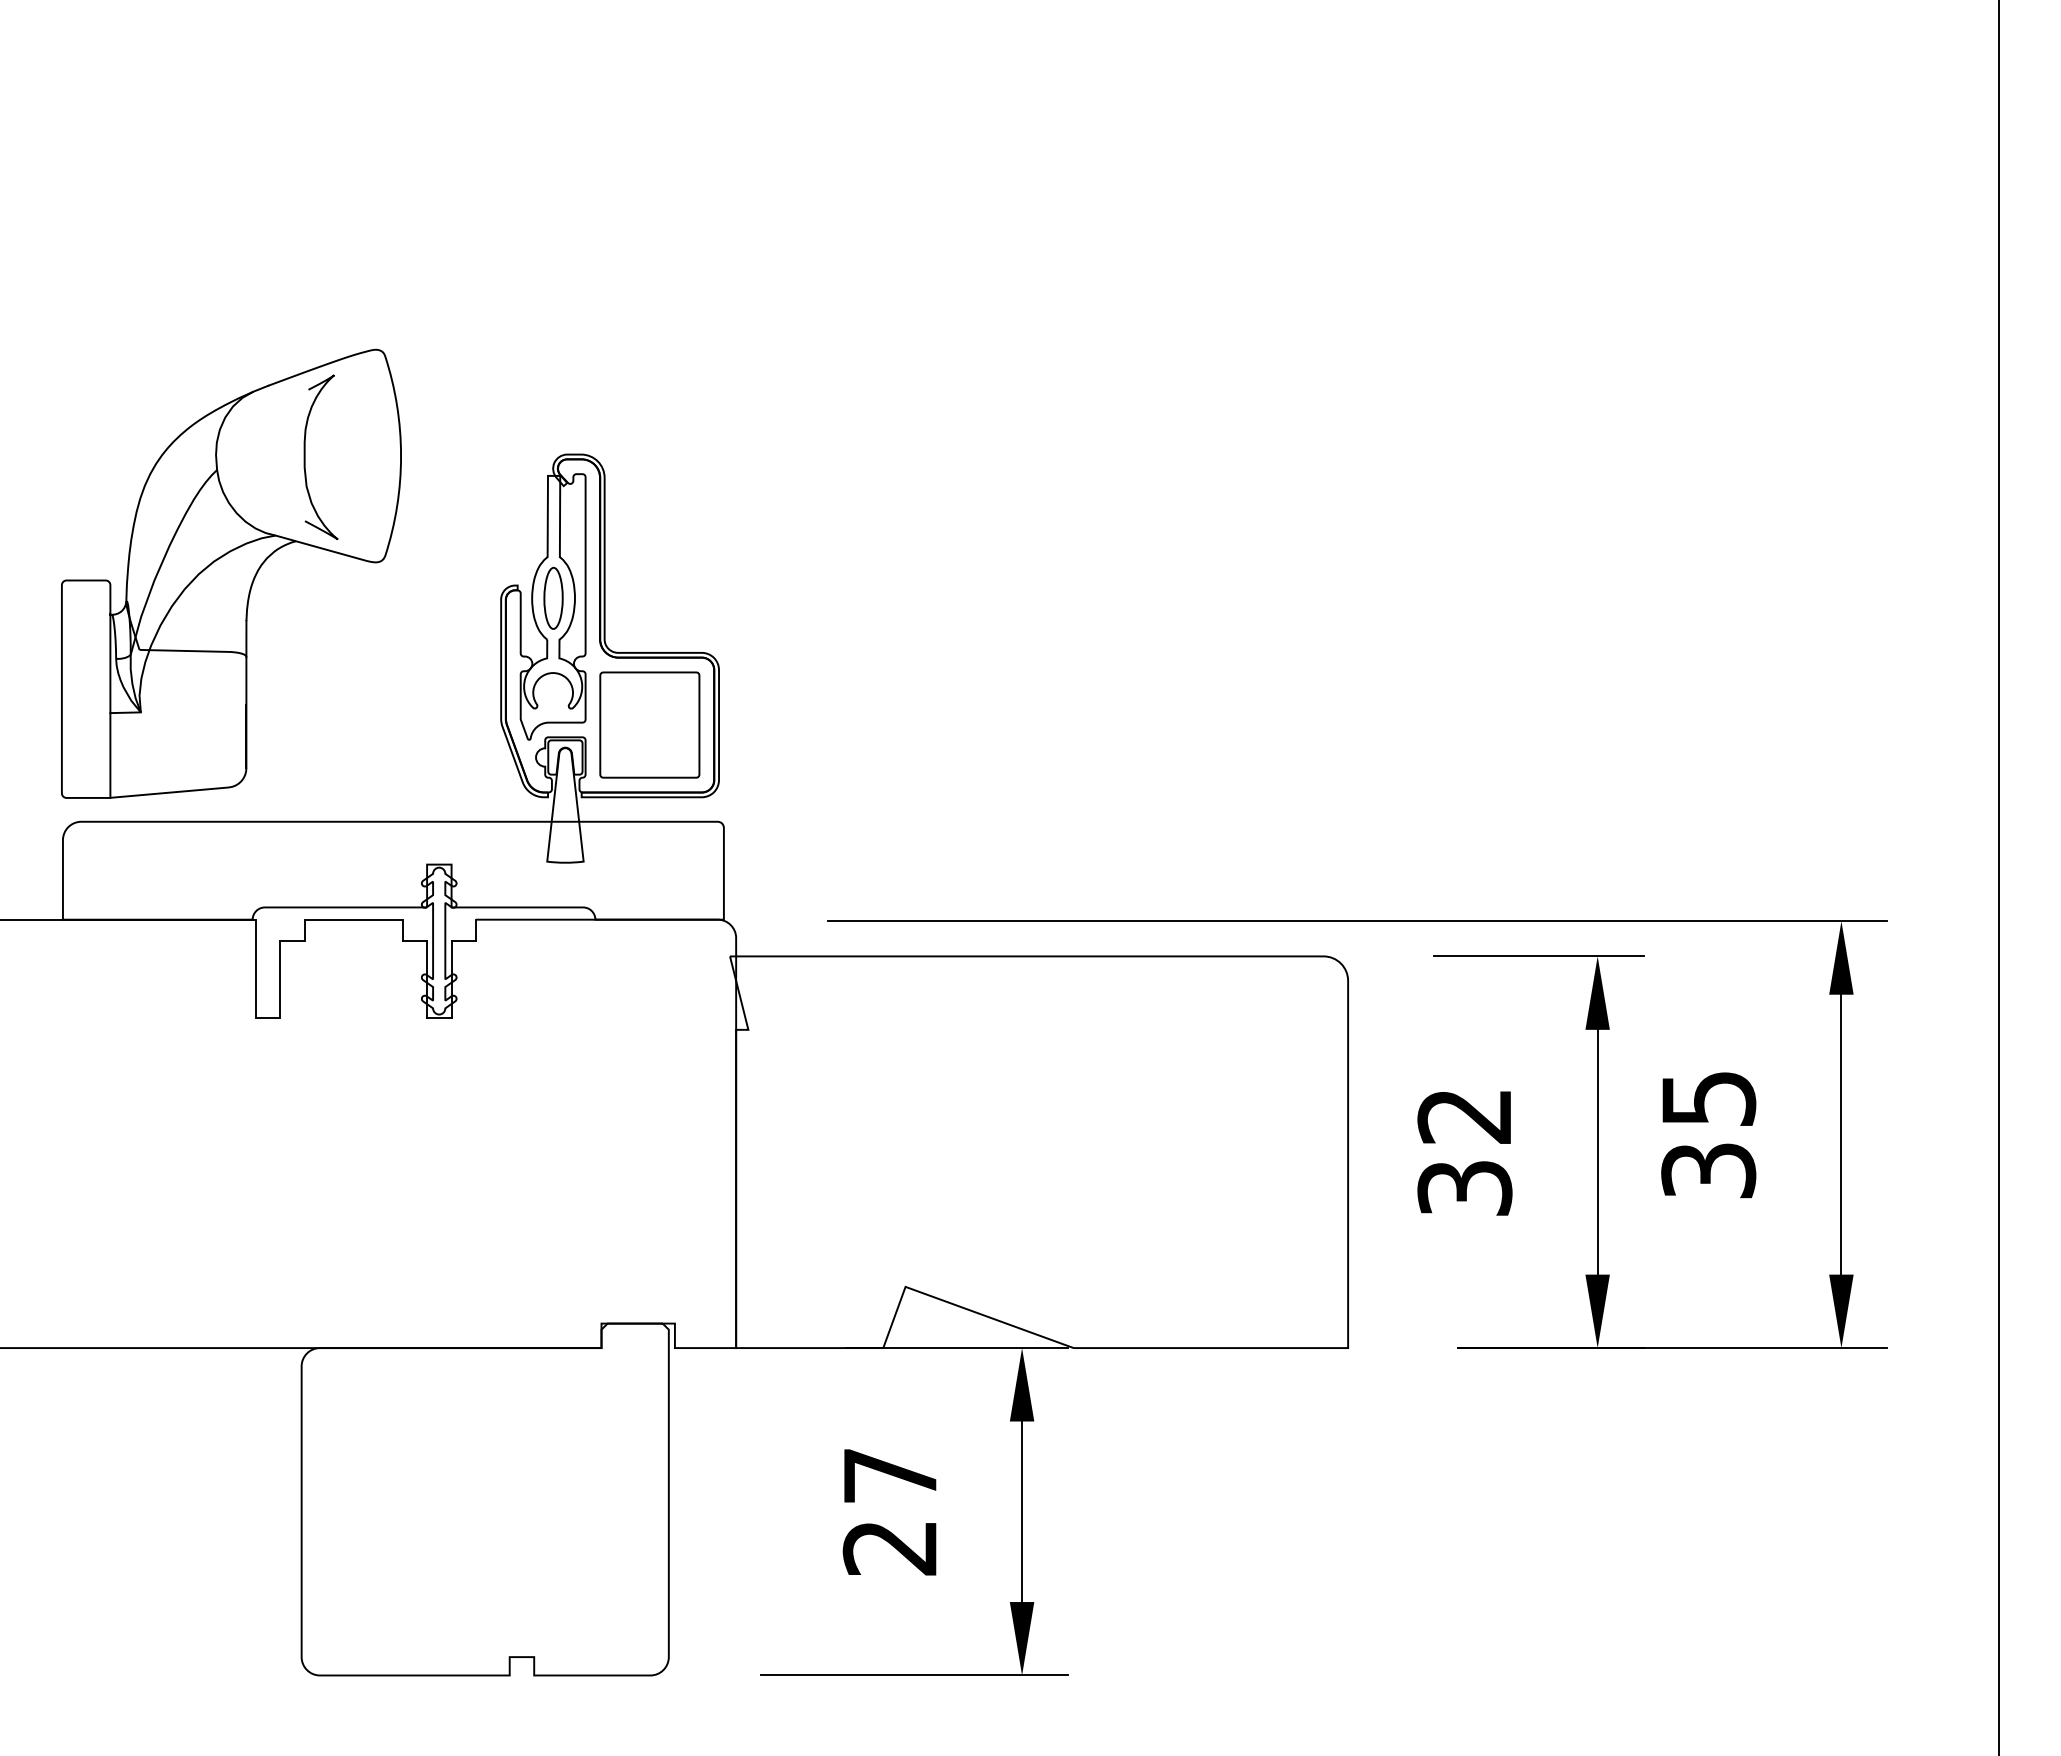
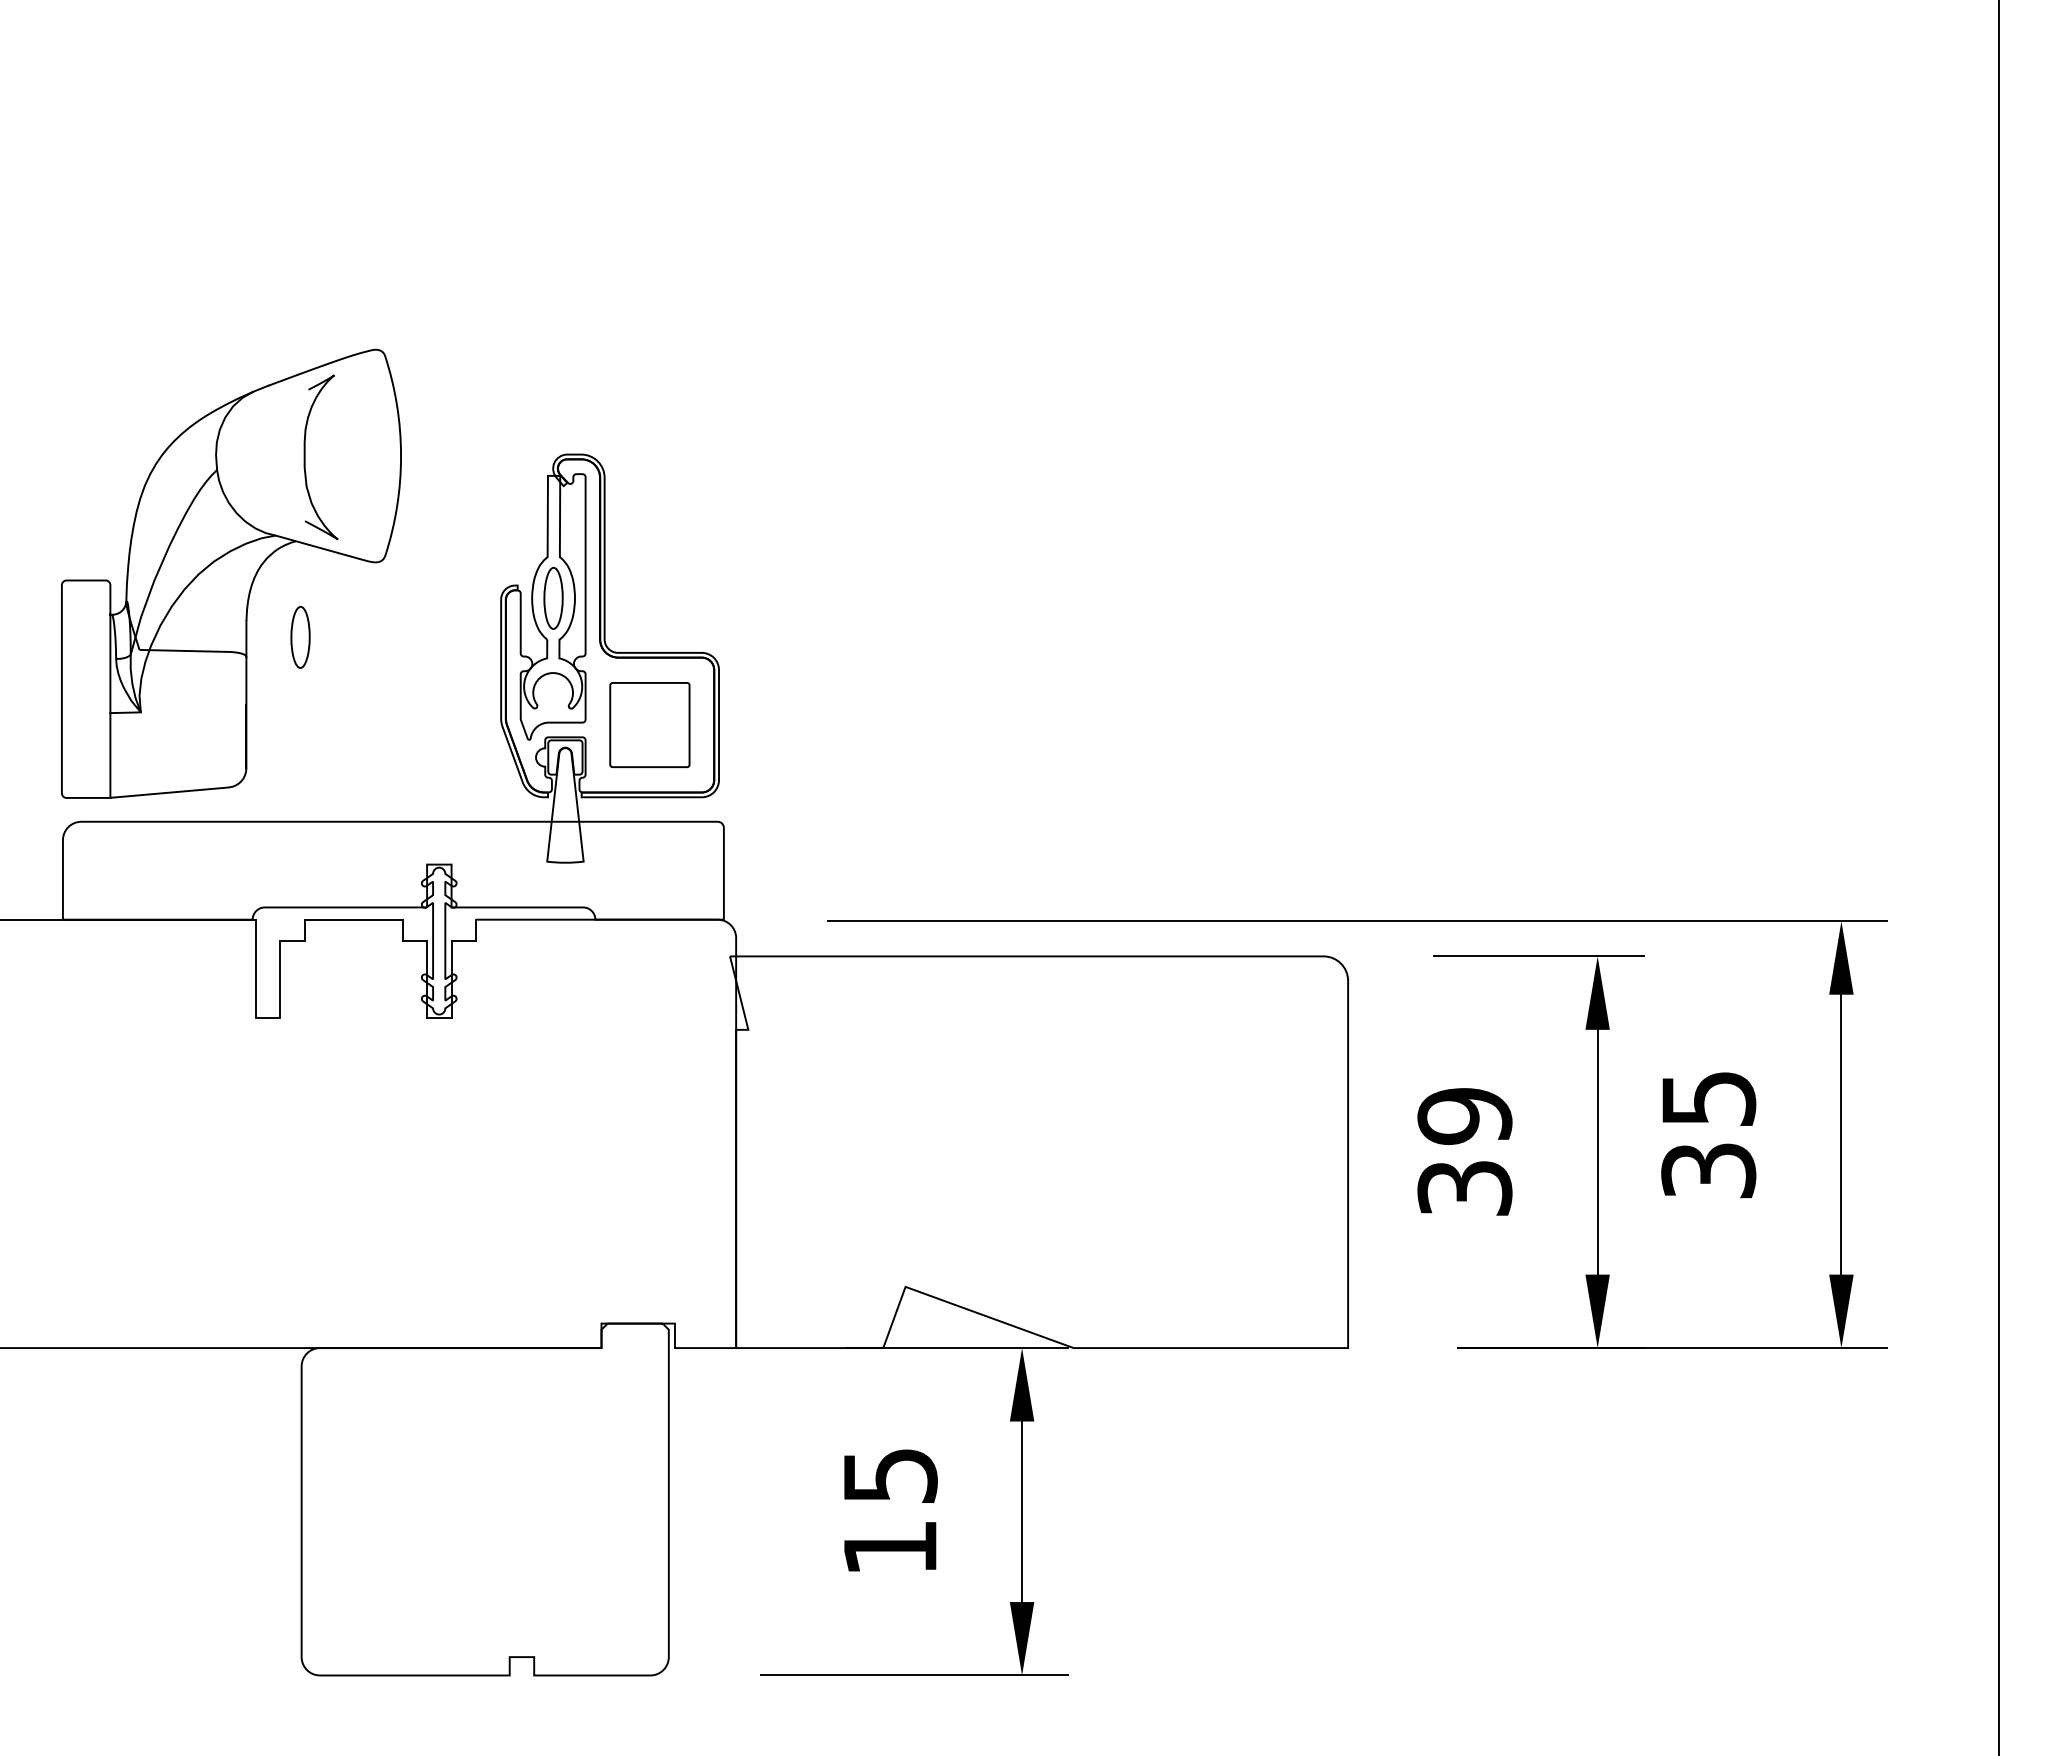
part: none -> present (300, 636)
part size: 102x108 px -> 82x87 px (649, 725)
text: 32 -> 39 (1464, 1116)
text: 27 -> 15 (889, 1512)
